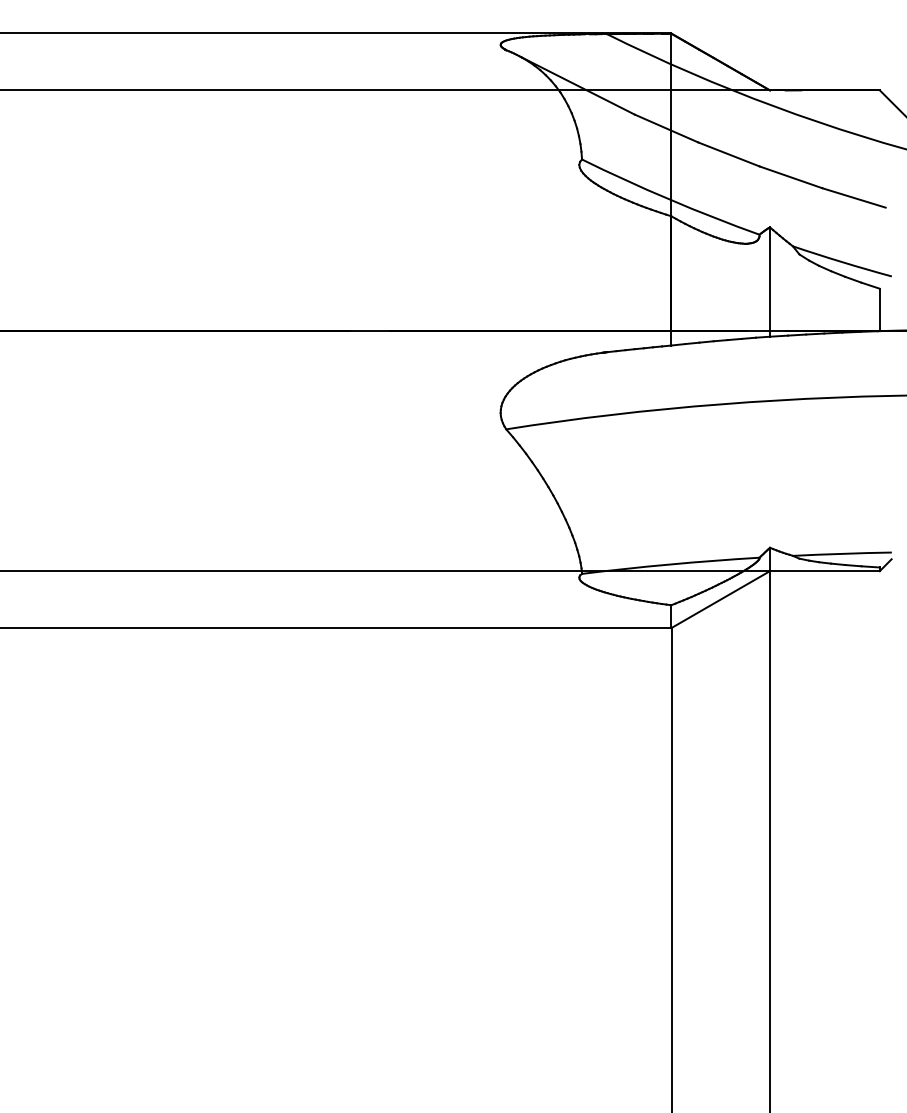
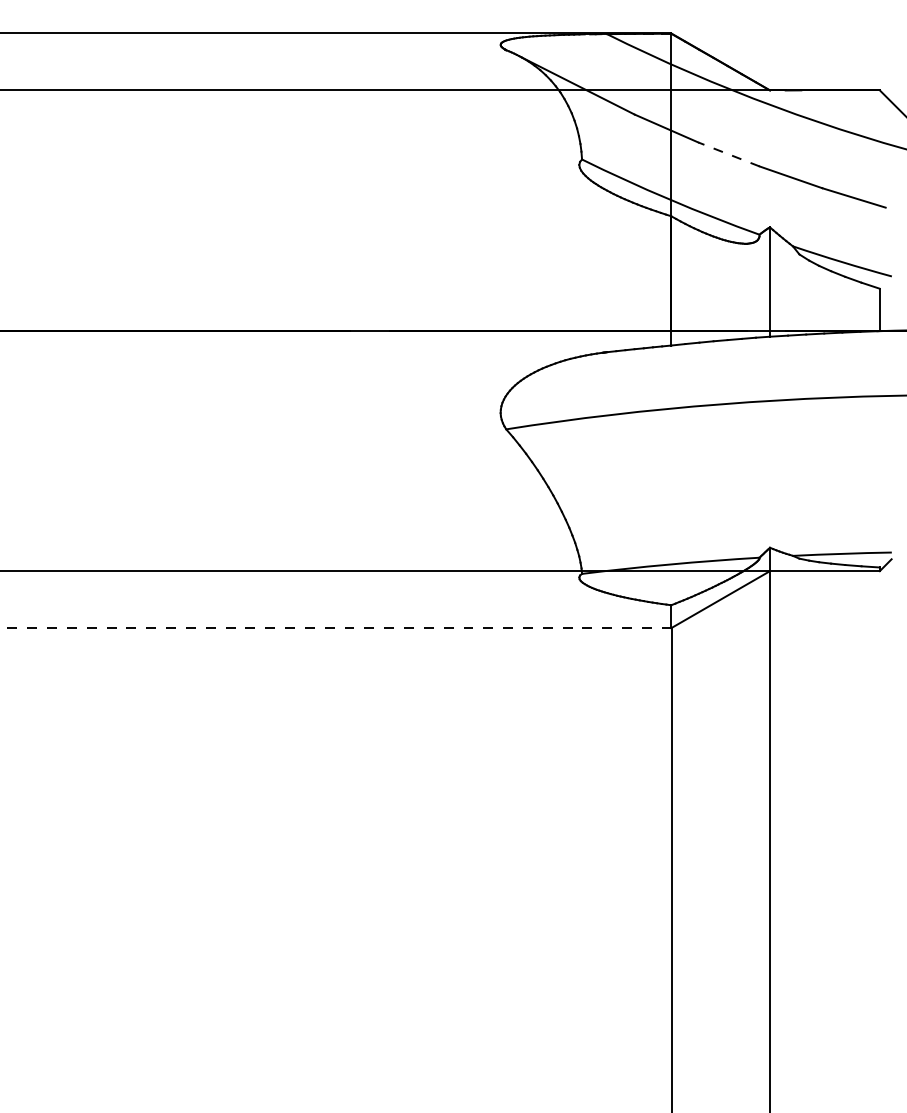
line: solid -> dashed (728, 154)
line: solid -> dashed (336, 628)
